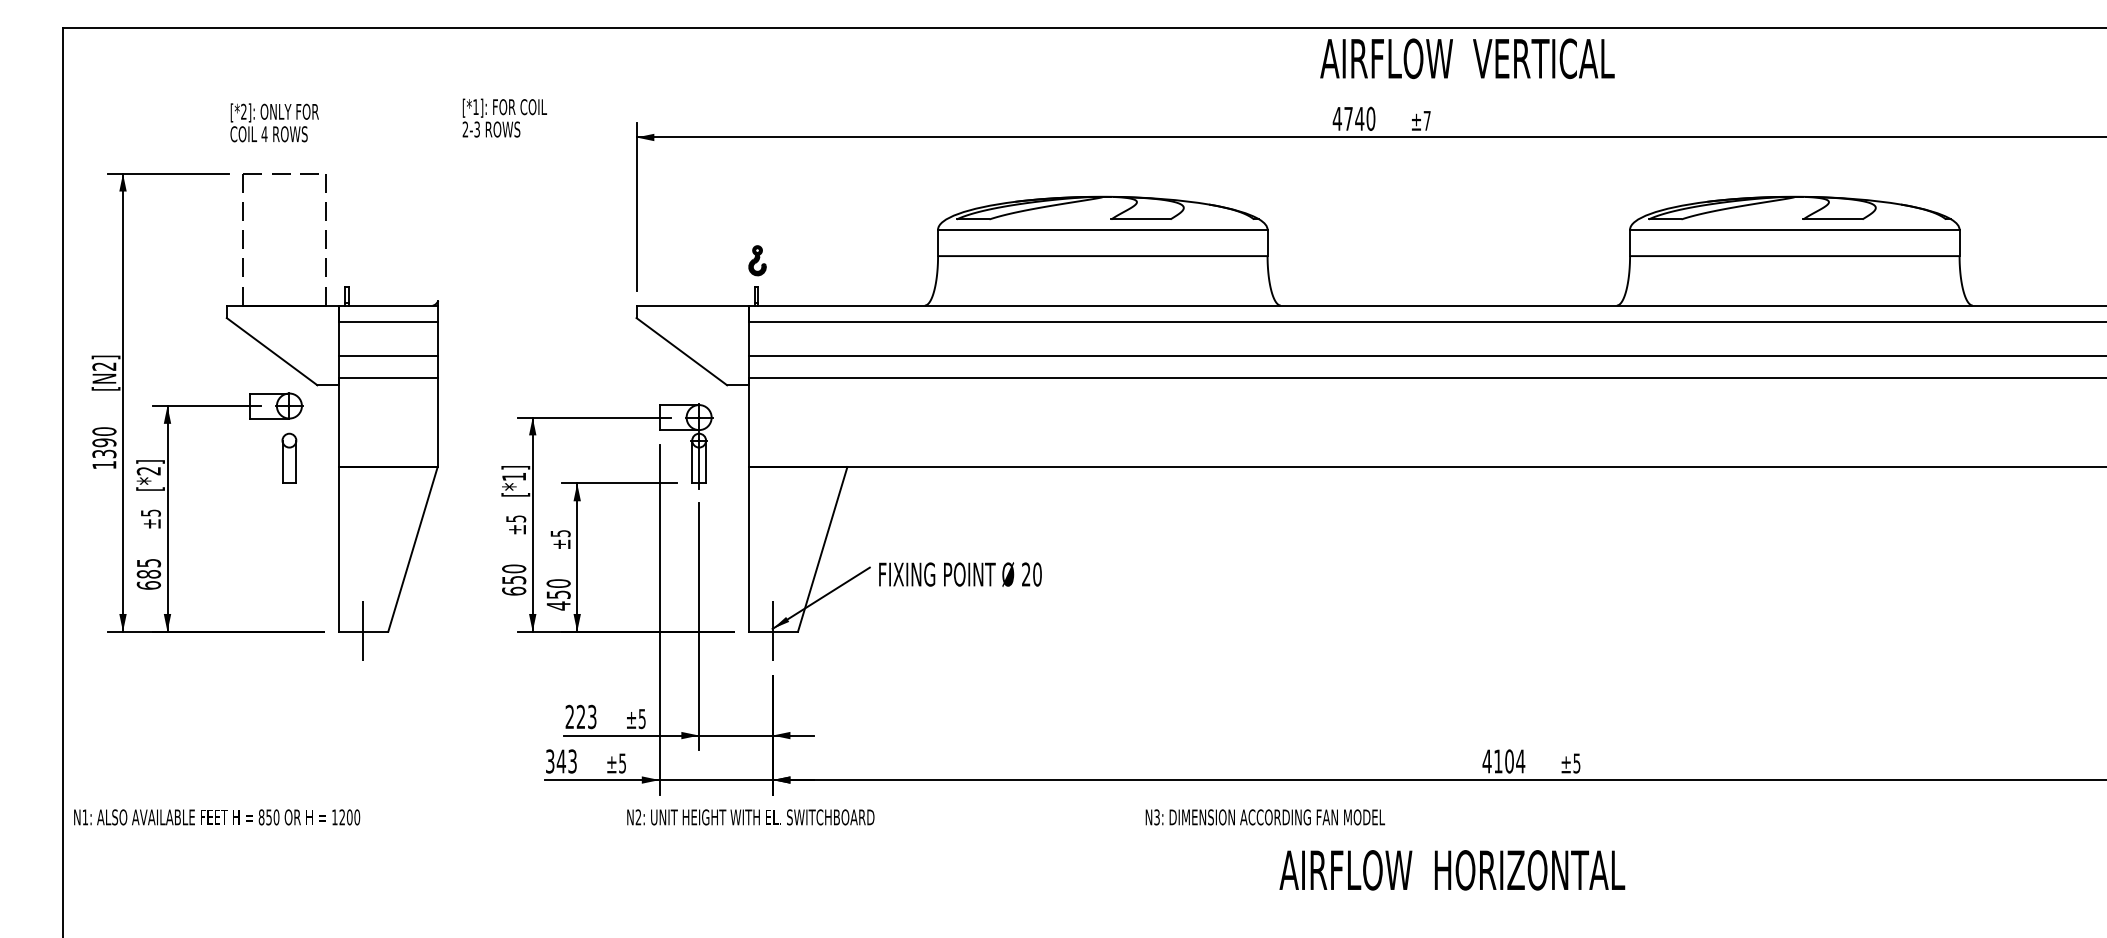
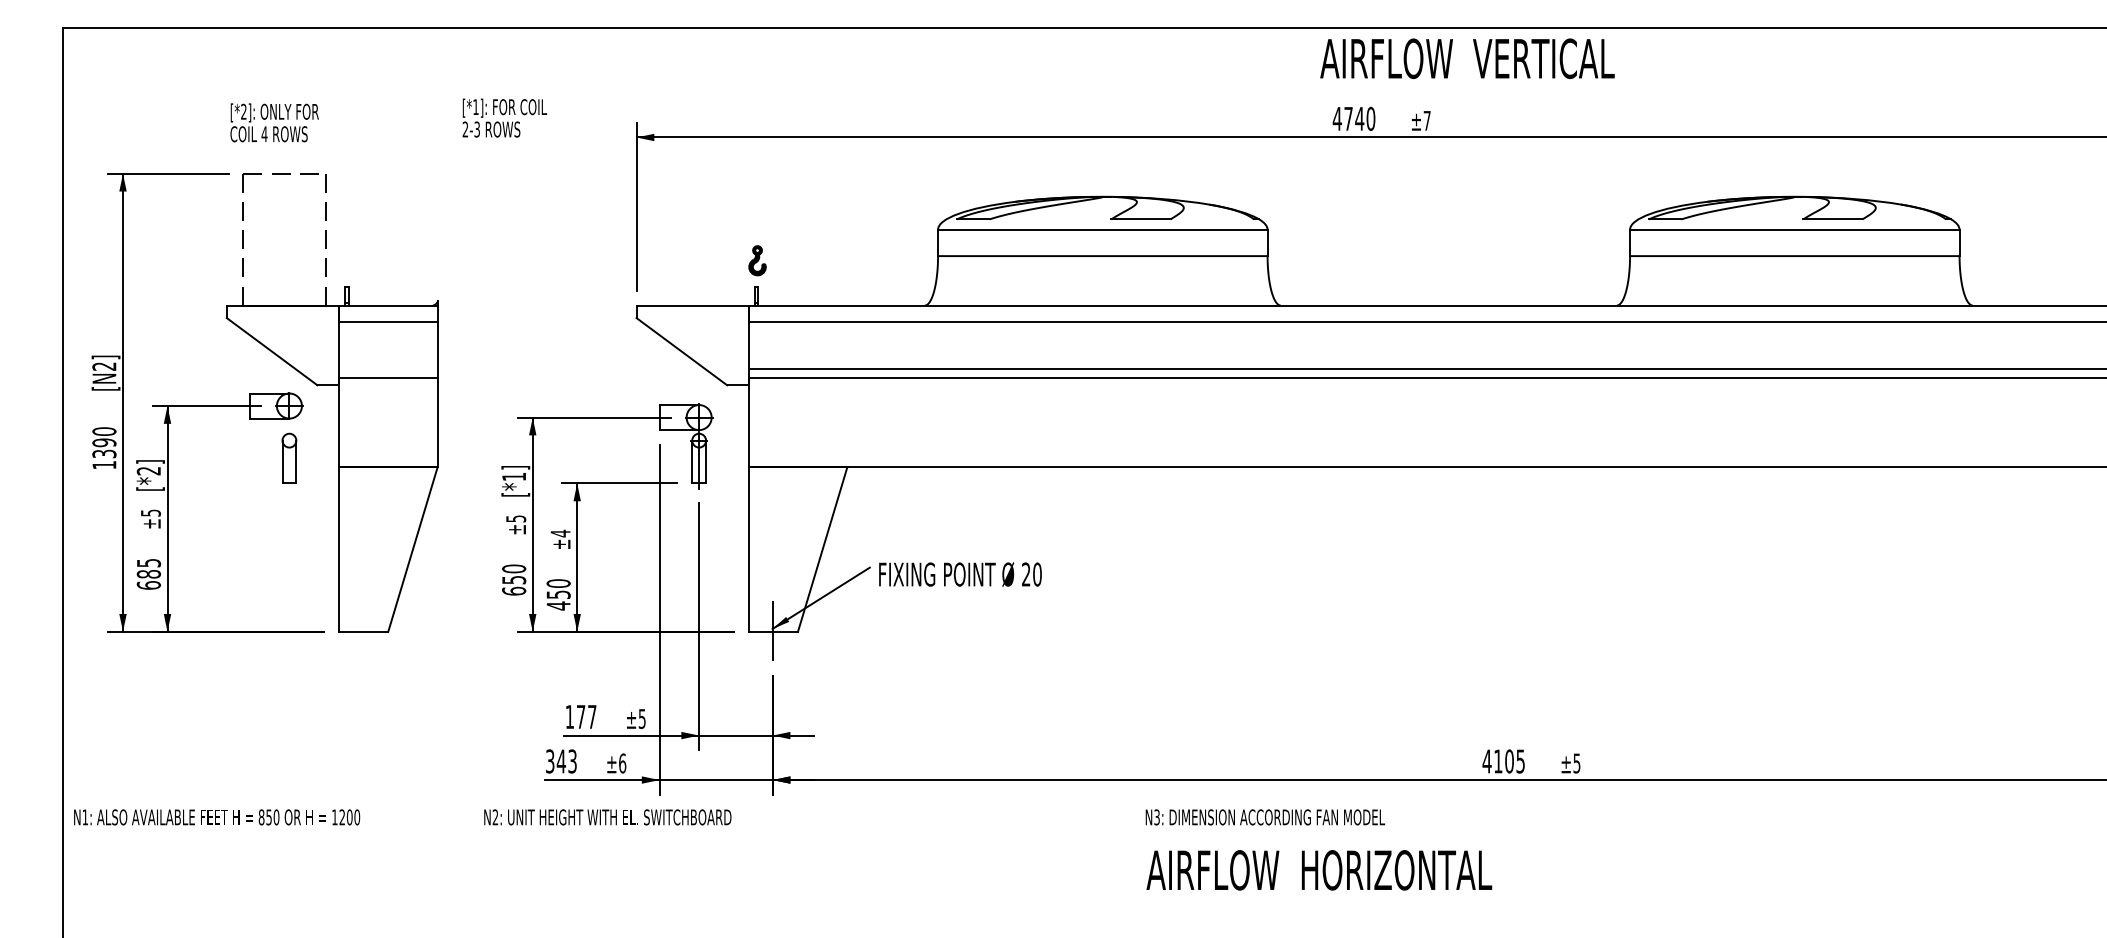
line: present -> none (388, 355)
line position: (1425, 355) -> (1425, 368) (1425, 368)
text: ±5 -> ±4 (560, 533)
line: present -> none (362, 631)
text: 223 -> 177 (580, 716)
text: 4104 -> 4105 (1520, 761)
text: ±5 -> ±6 (622, 763)
text position: (750, 817) -> (607, 817) (607, 817)
text position: (1452, 870) -> (1319, 870) (1319, 870)
